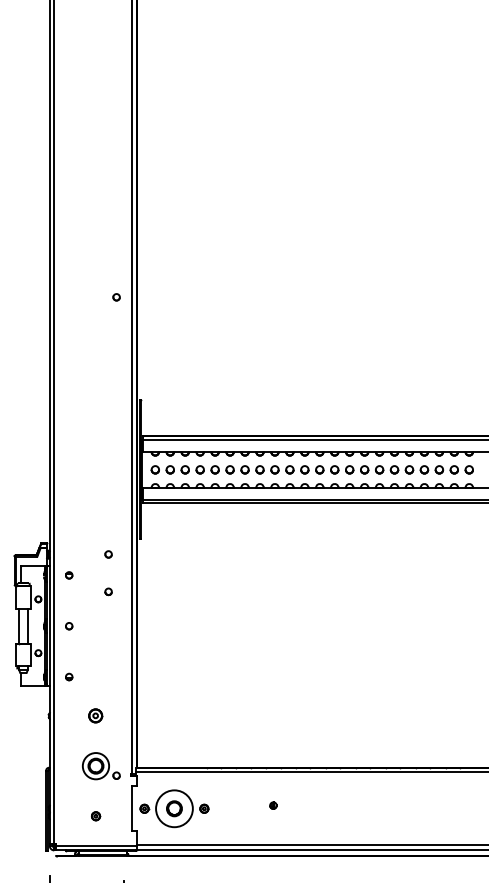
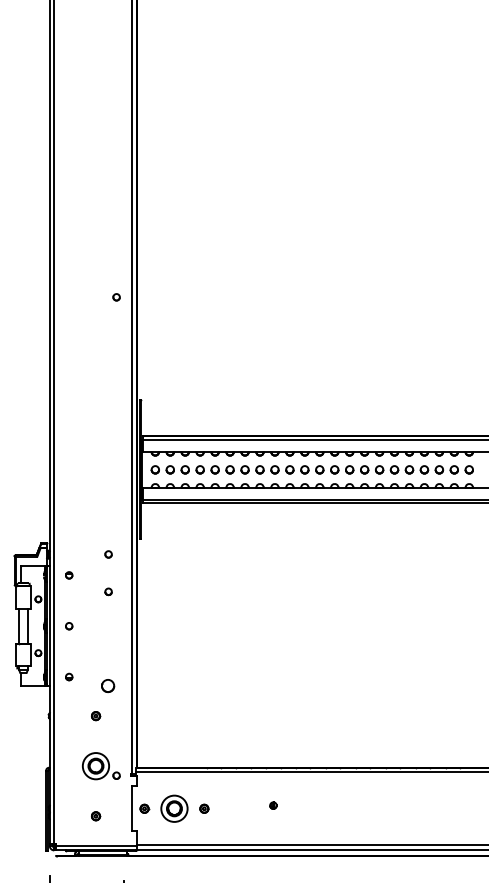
circle: none -> present (108, 685)
part size: 16x16 px -> 11x11 px (96, 716)
circle diameter: 37 px -> 26 px (174, 808)
